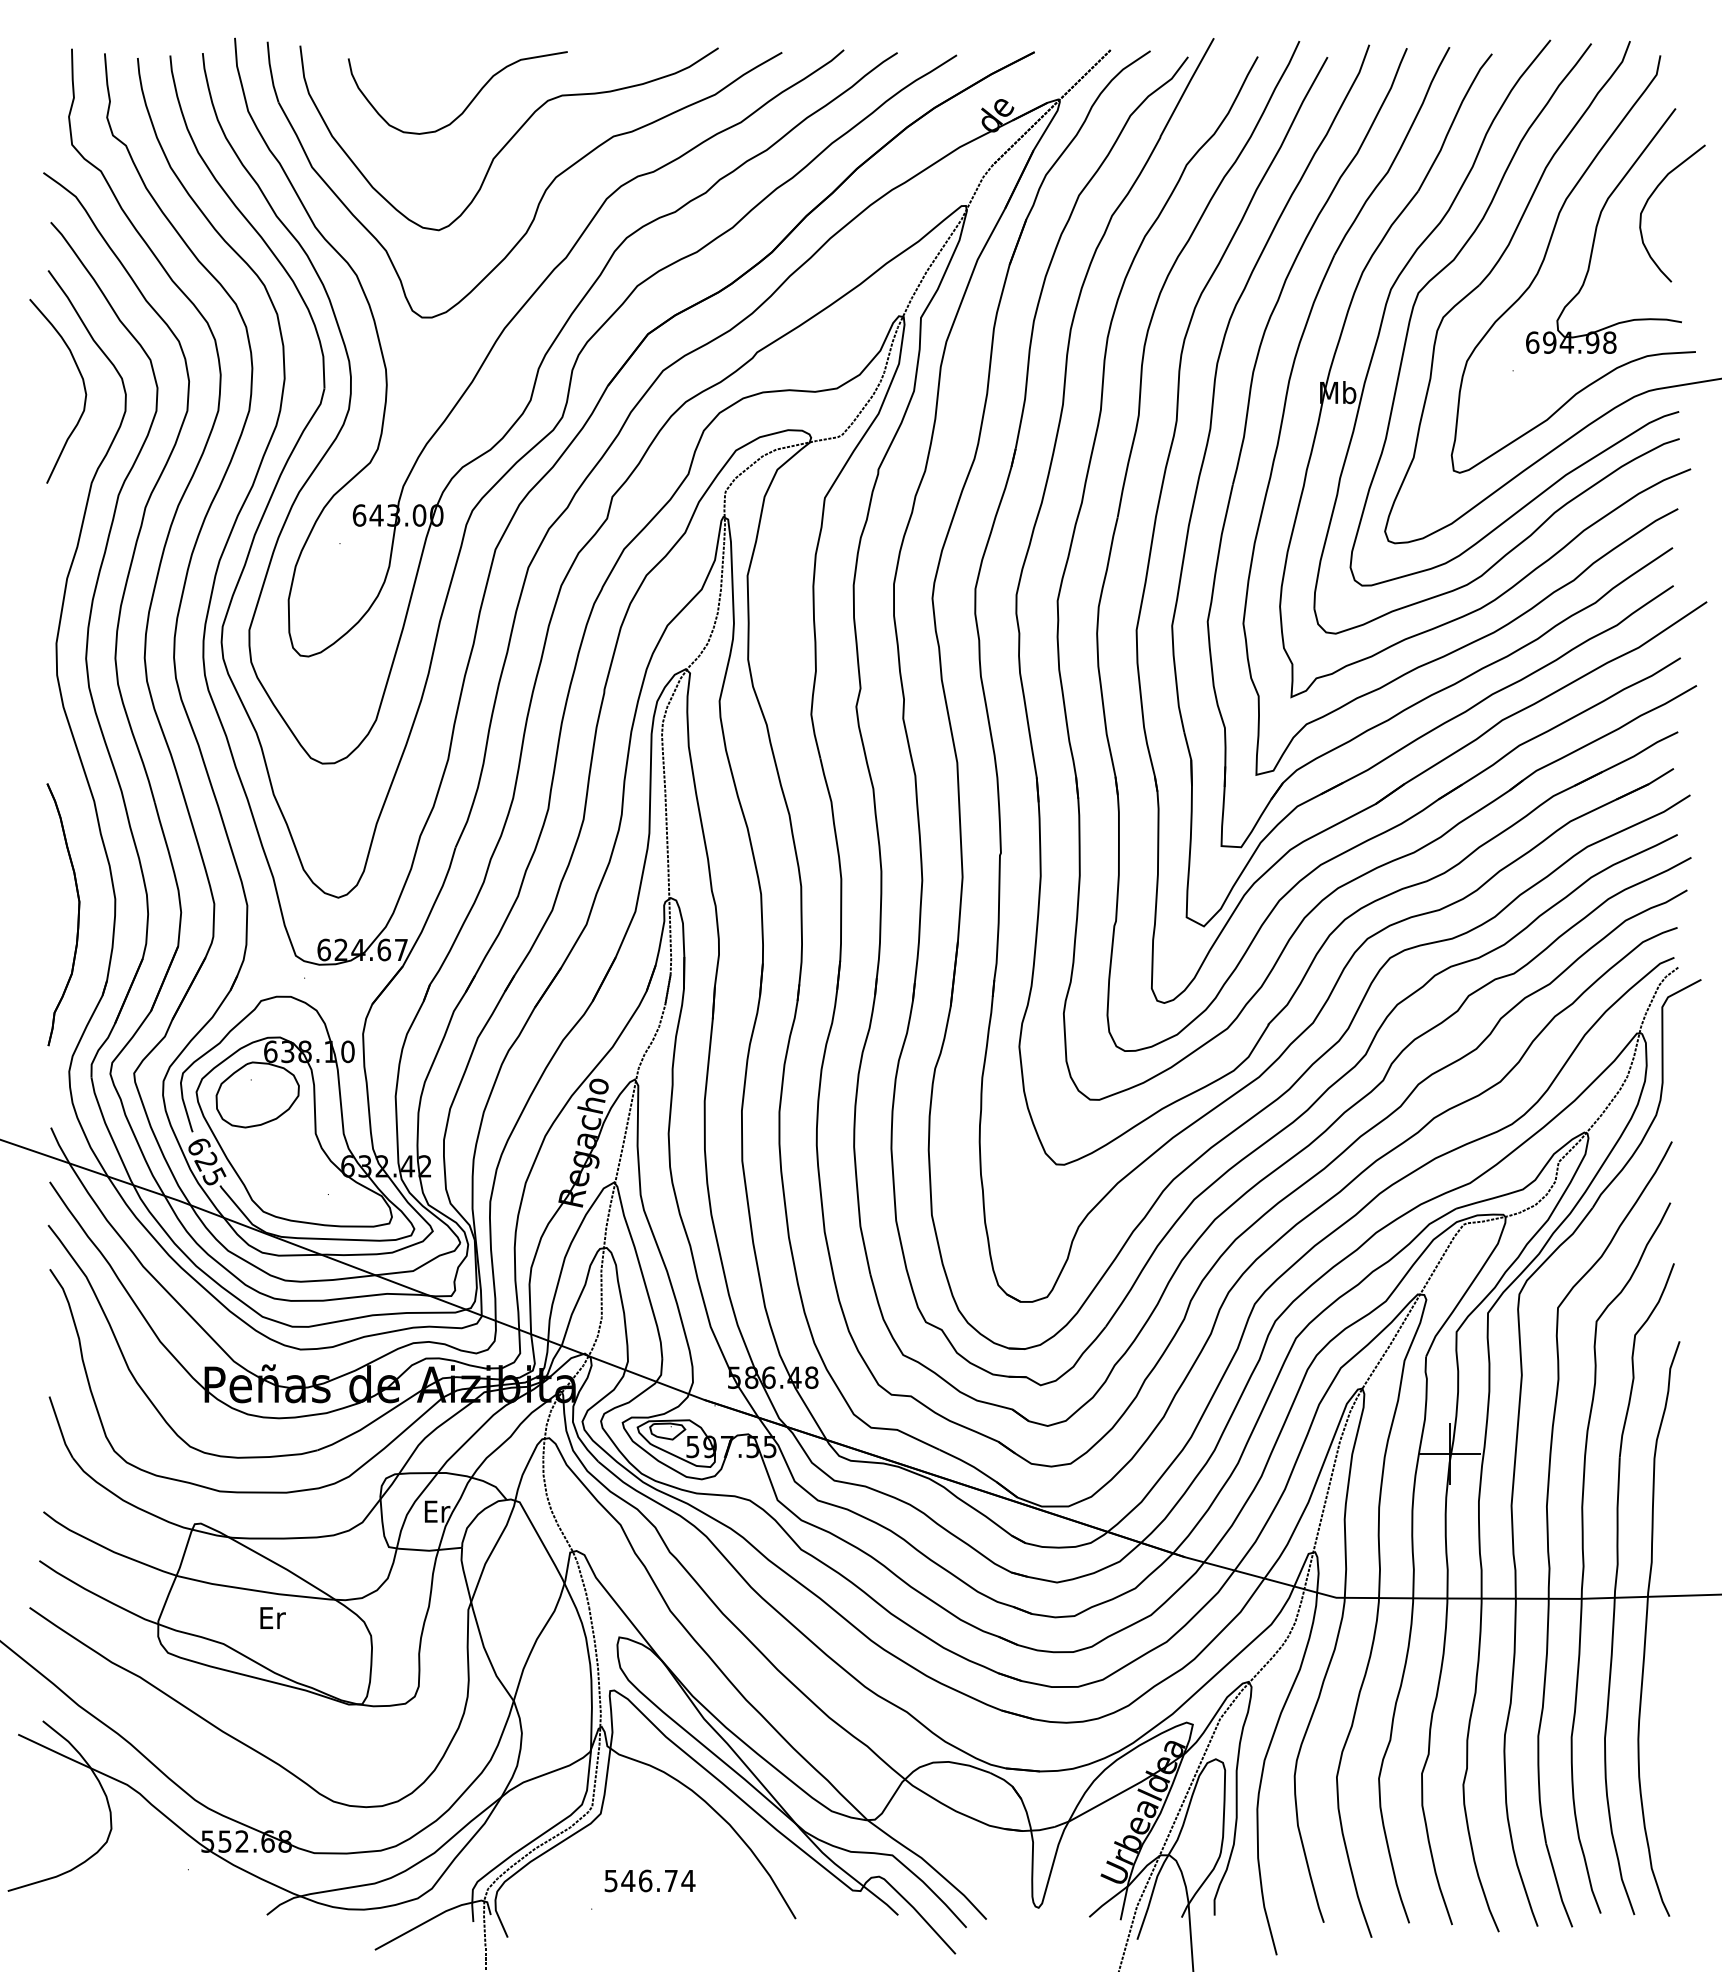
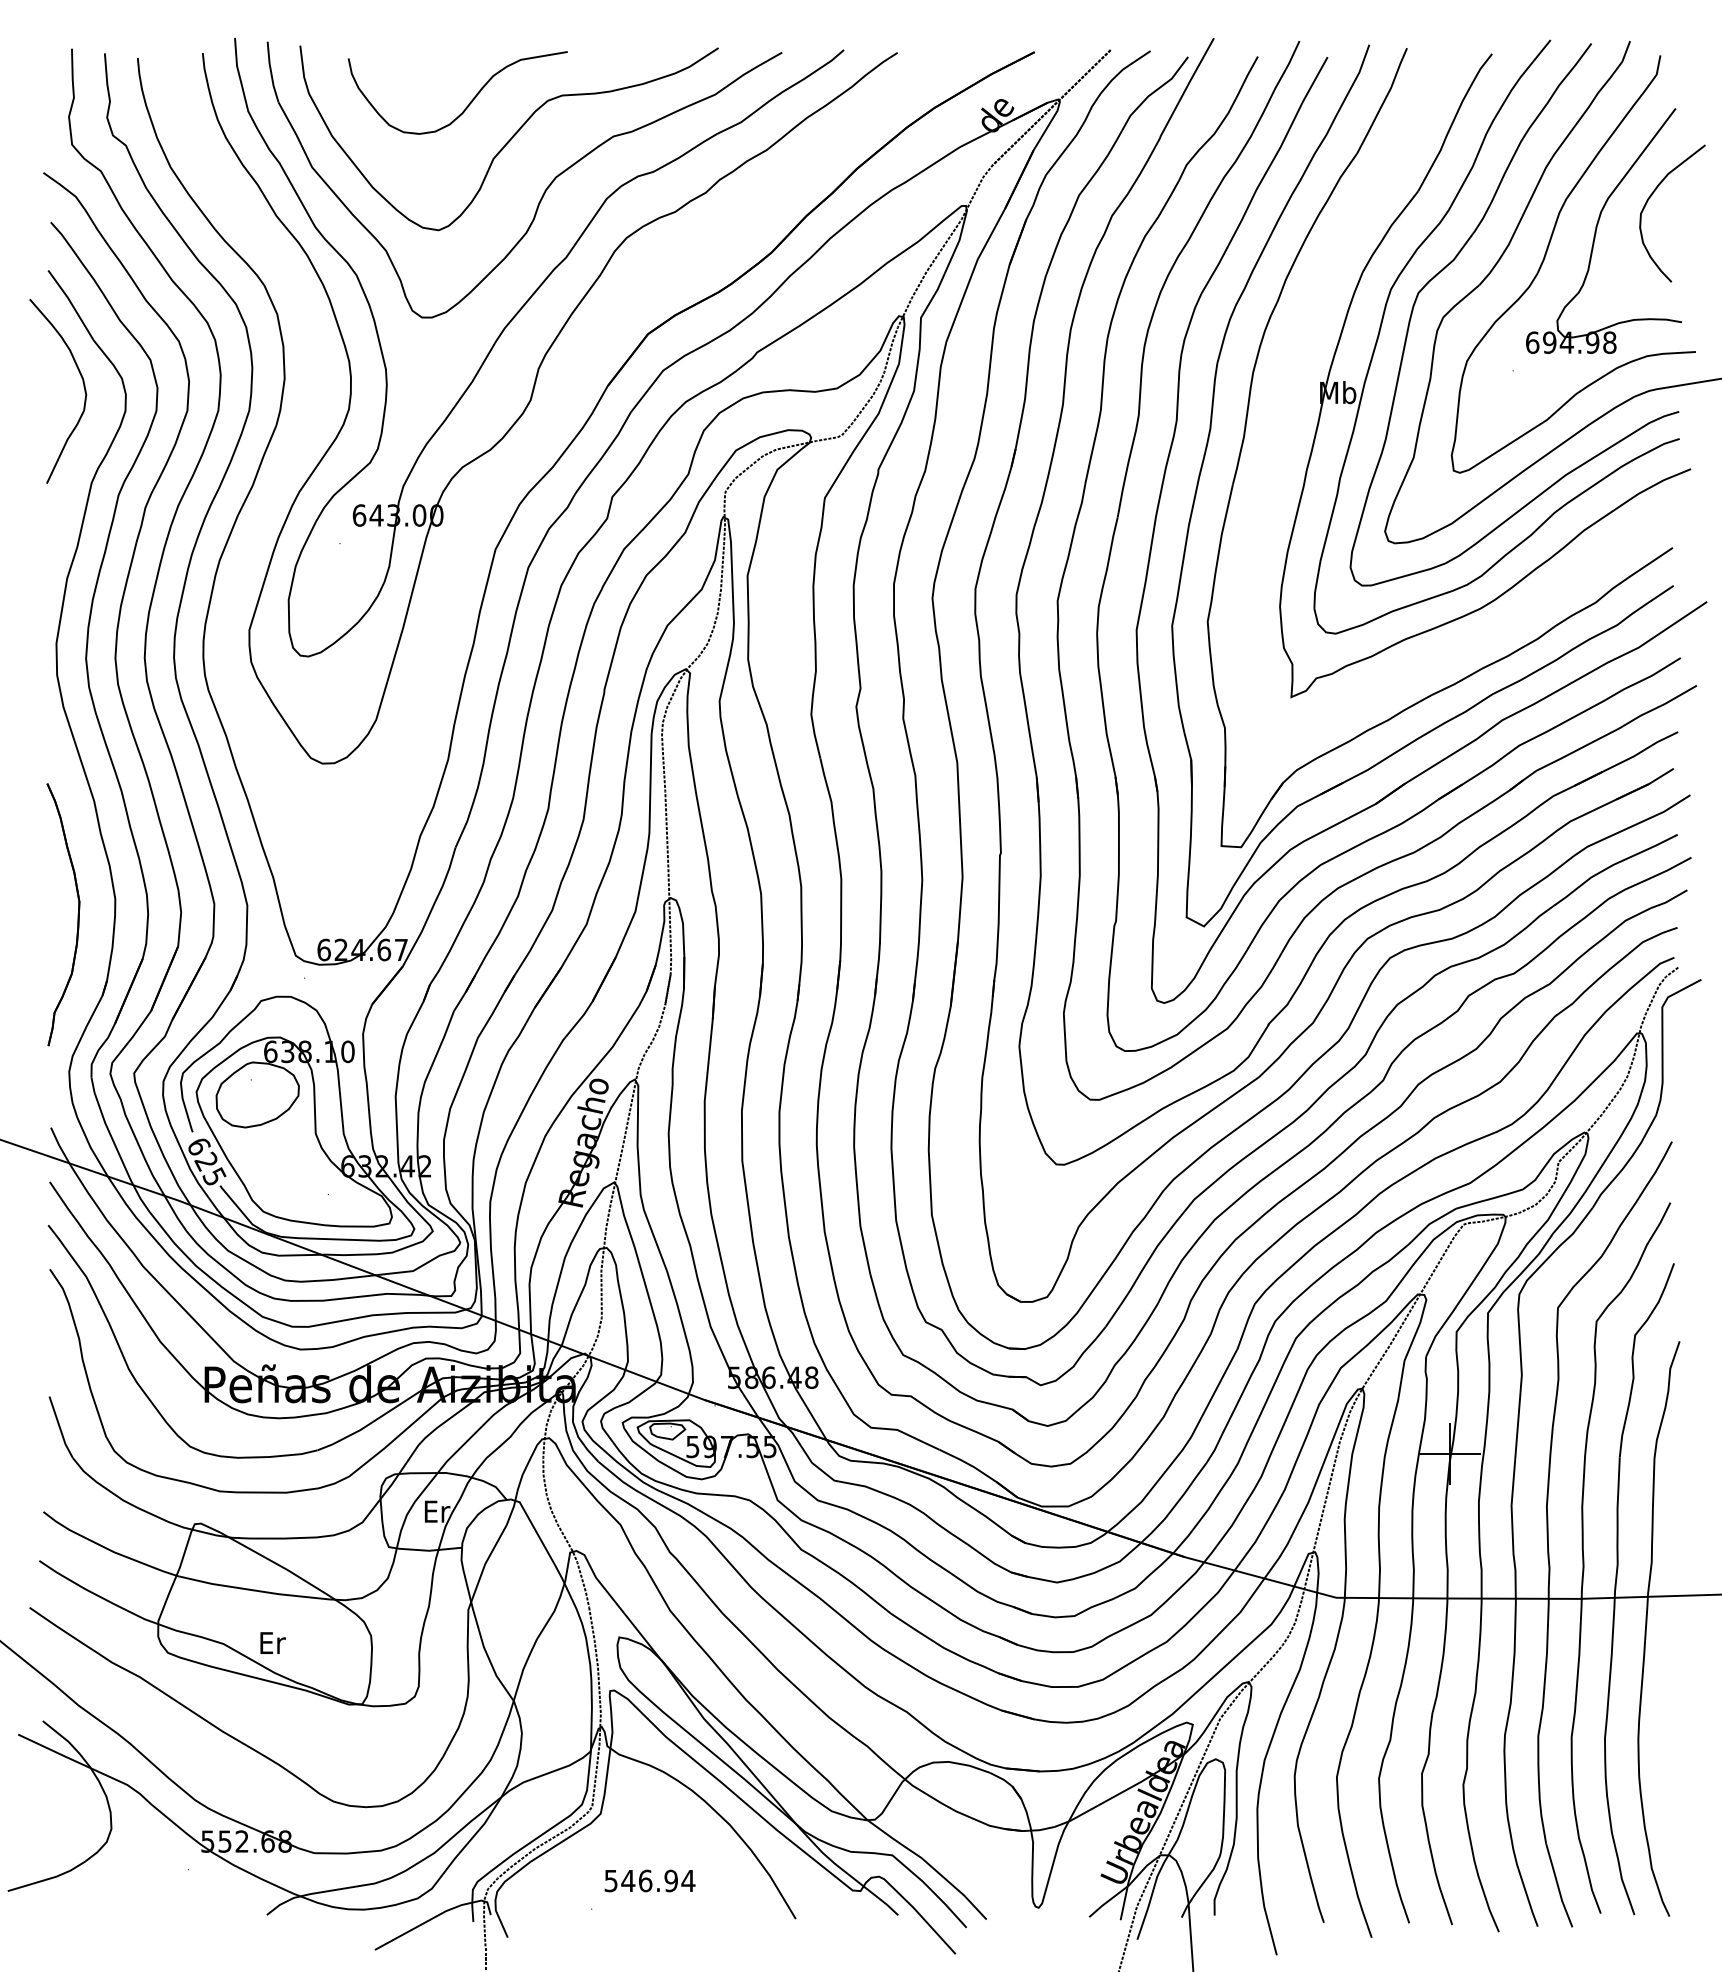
part: present -> none (1293, 369)
part: present -> none (535, 447)
text position: (272, 1617) -> (272, 1642) (272, 1642)
text: 546.74 -> 546.94 (670, 1880)
